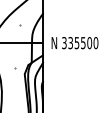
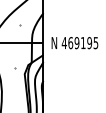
text: 335500 -> 469195 (79, 43)
